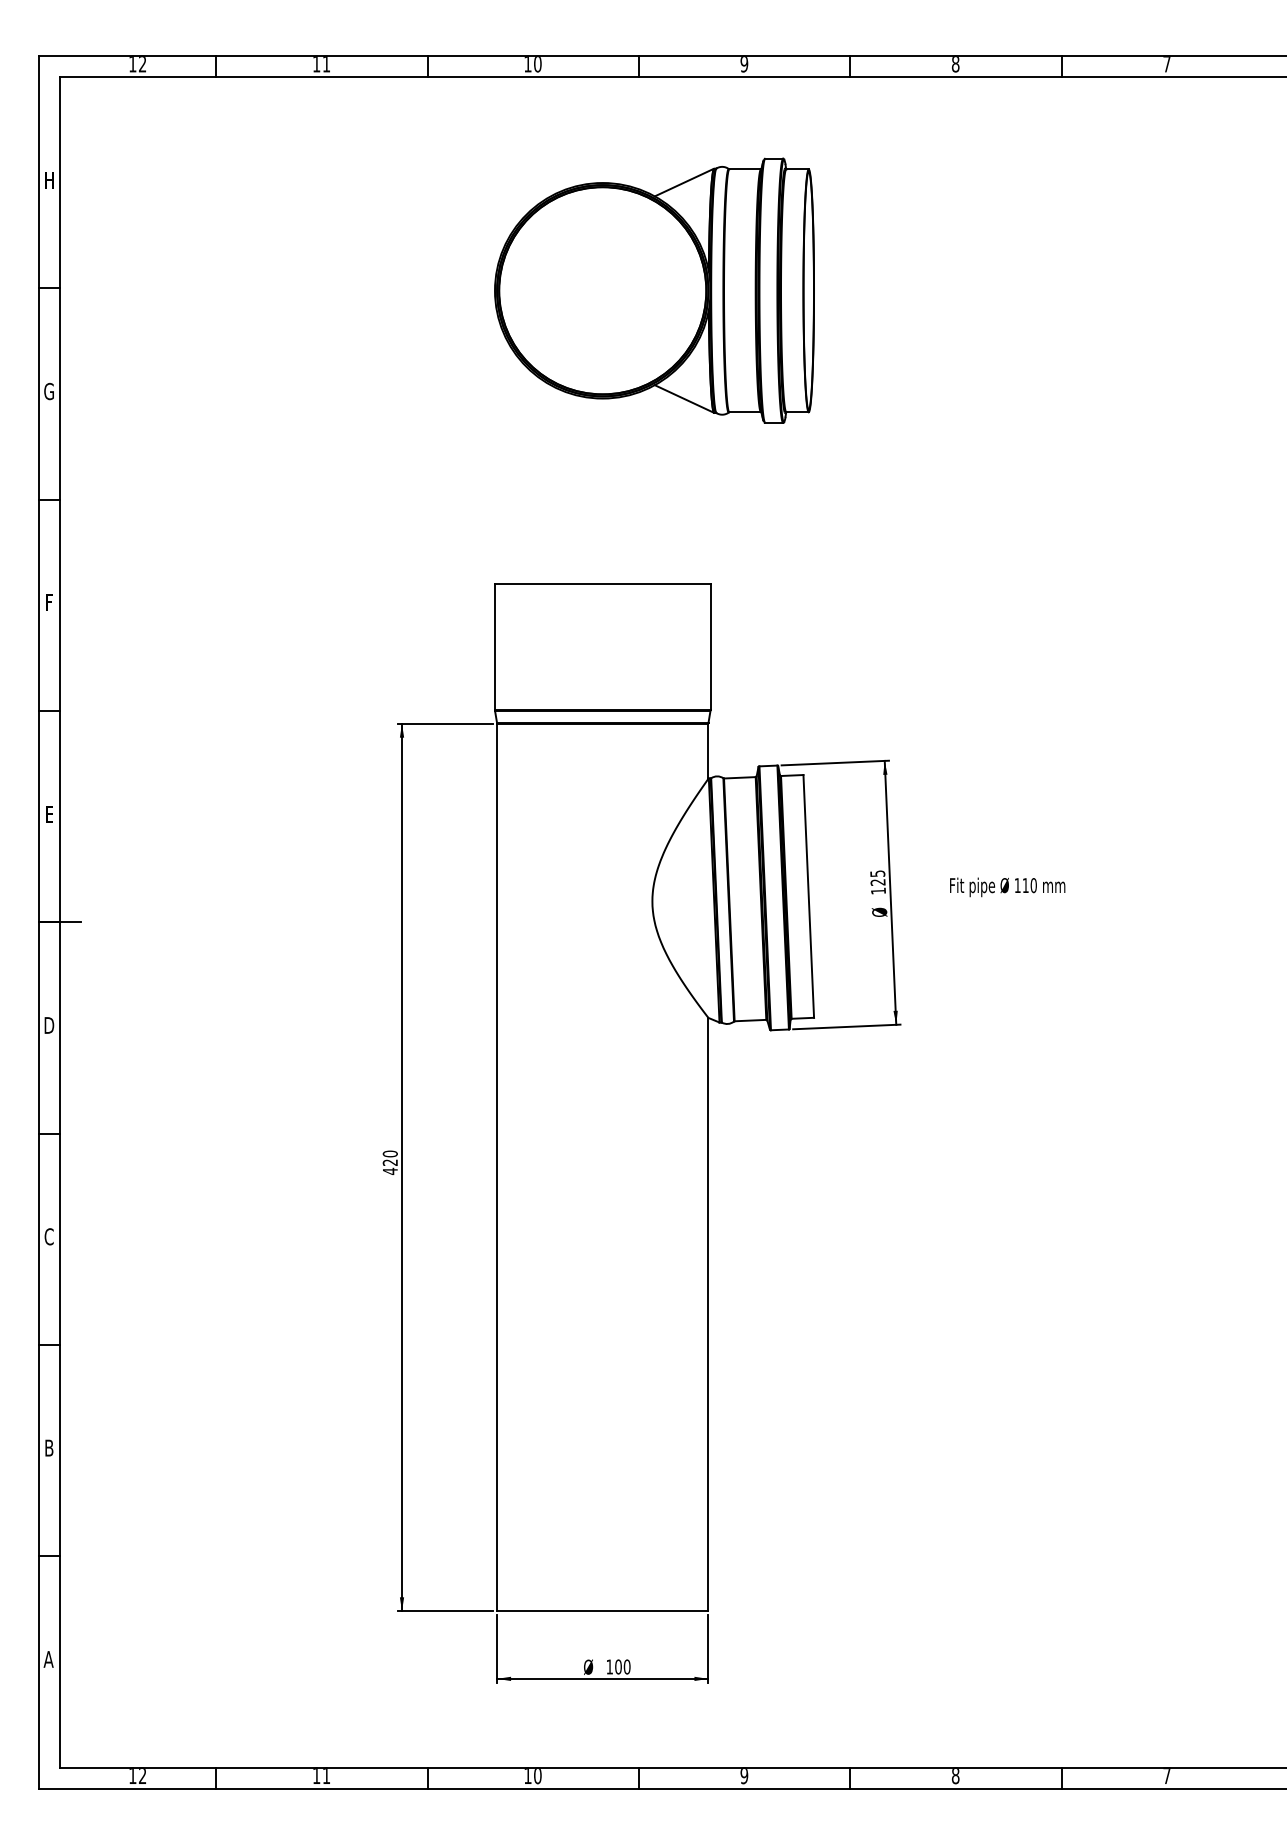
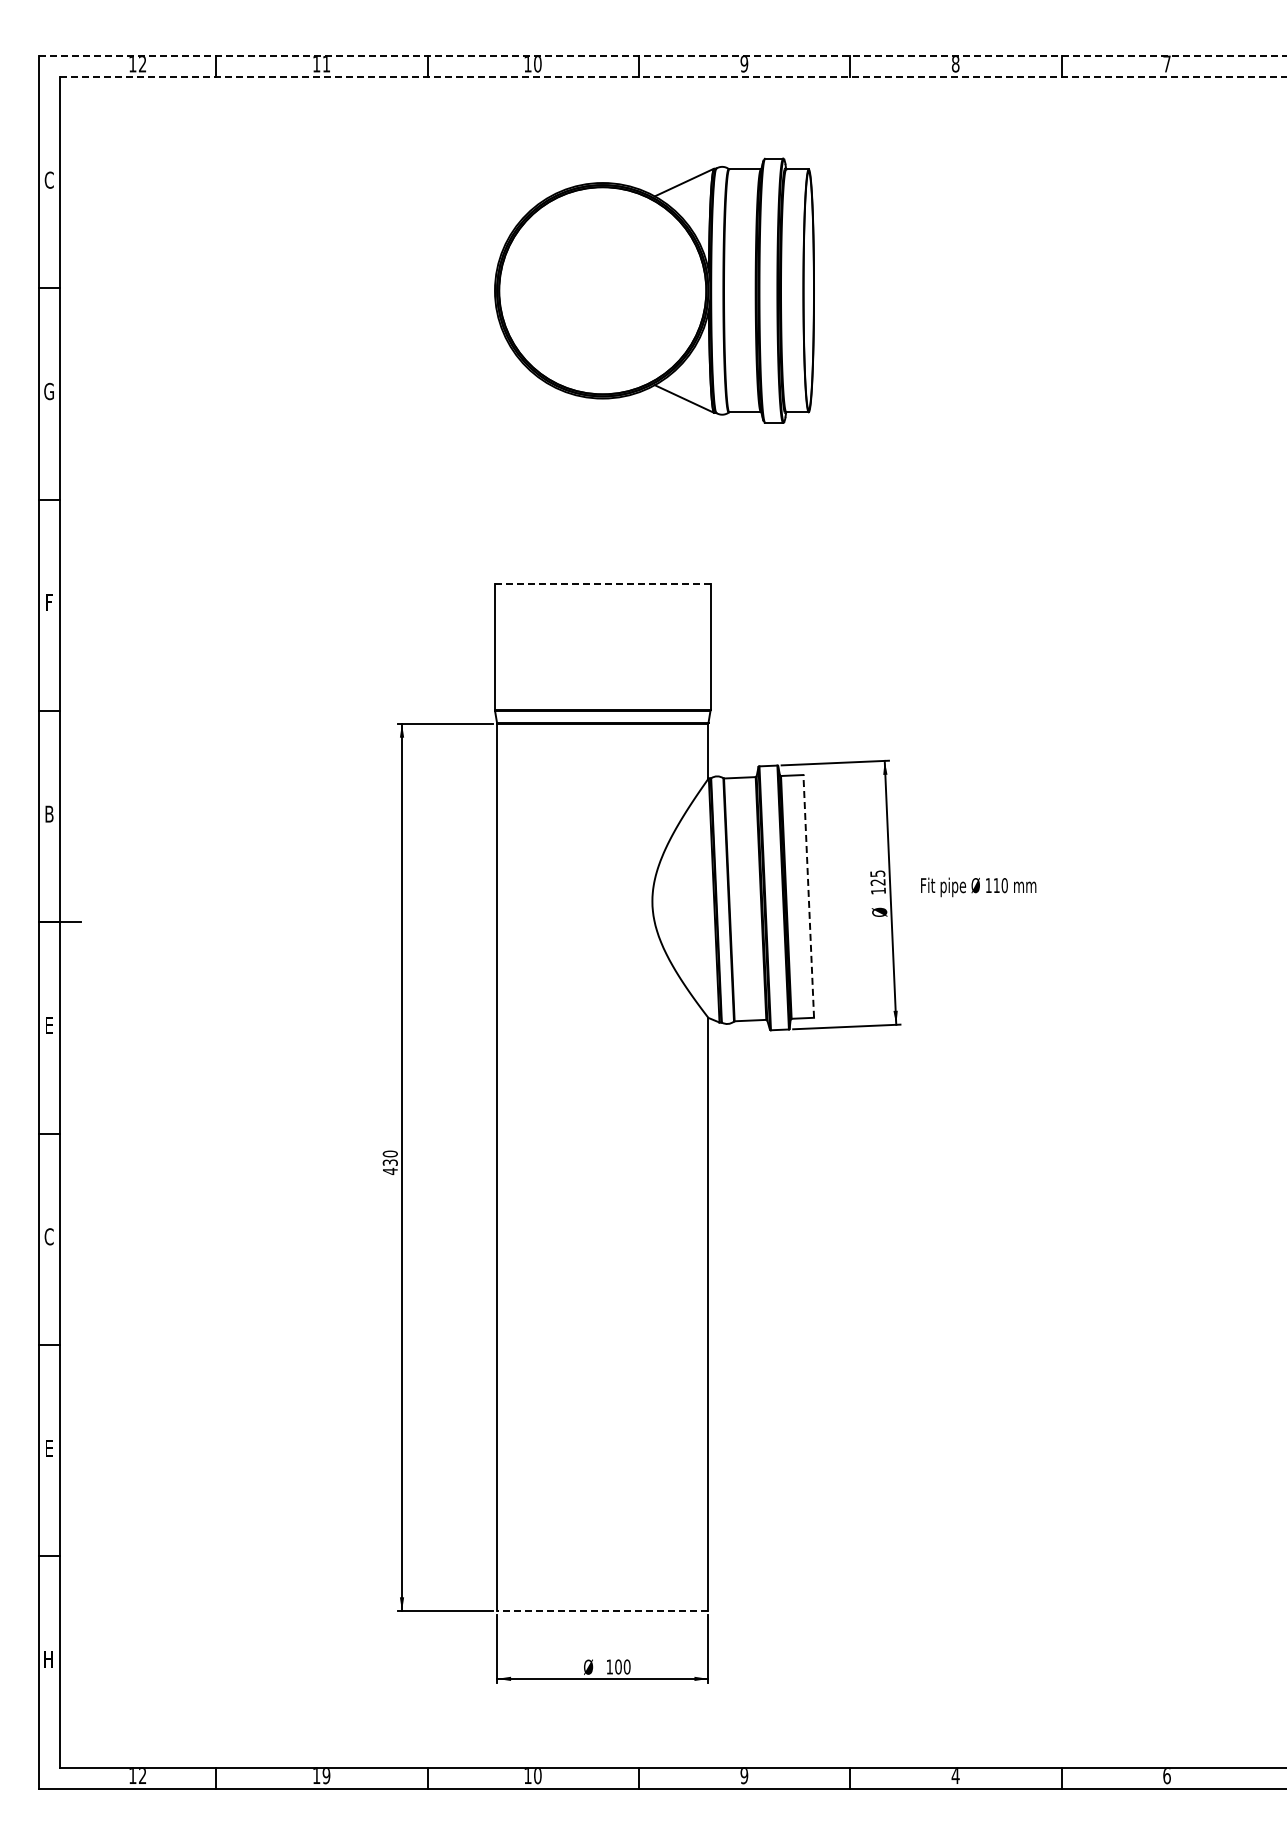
line: solid -> dashed (662, 55)
line: solid -> dashed (673, 77)
text: H -> C (48, 179)
line: solid -> dashed (602, 583)
text: E -> B (49, 813)
text position: (1007, 887) -> (978, 887) (978, 887)
line: solid -> dashed (808, 896)
text: D -> E (49, 1025)
text: 420 -> 430 (390, 1162)
text: B -> E (49, 1447)
line: solid -> dashed (602, 1611)
text: A -> H (48, 1659)
text: 11 -> 19 (326, 1776)
text: 8 -> 4 (955, 1776)
text: 7 -> 6 (1166, 1776)
